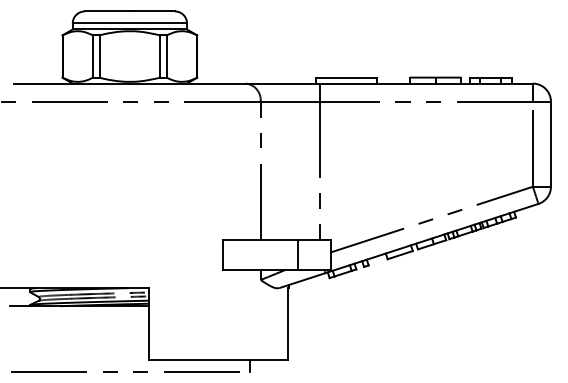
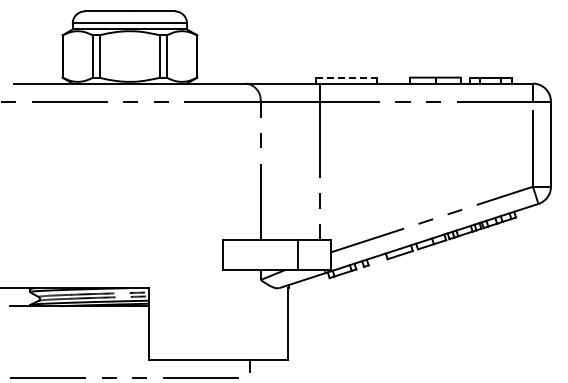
line: solid -> dashed (346, 77)
line position: (117, 371) -> (116, 377) (116, 377)
